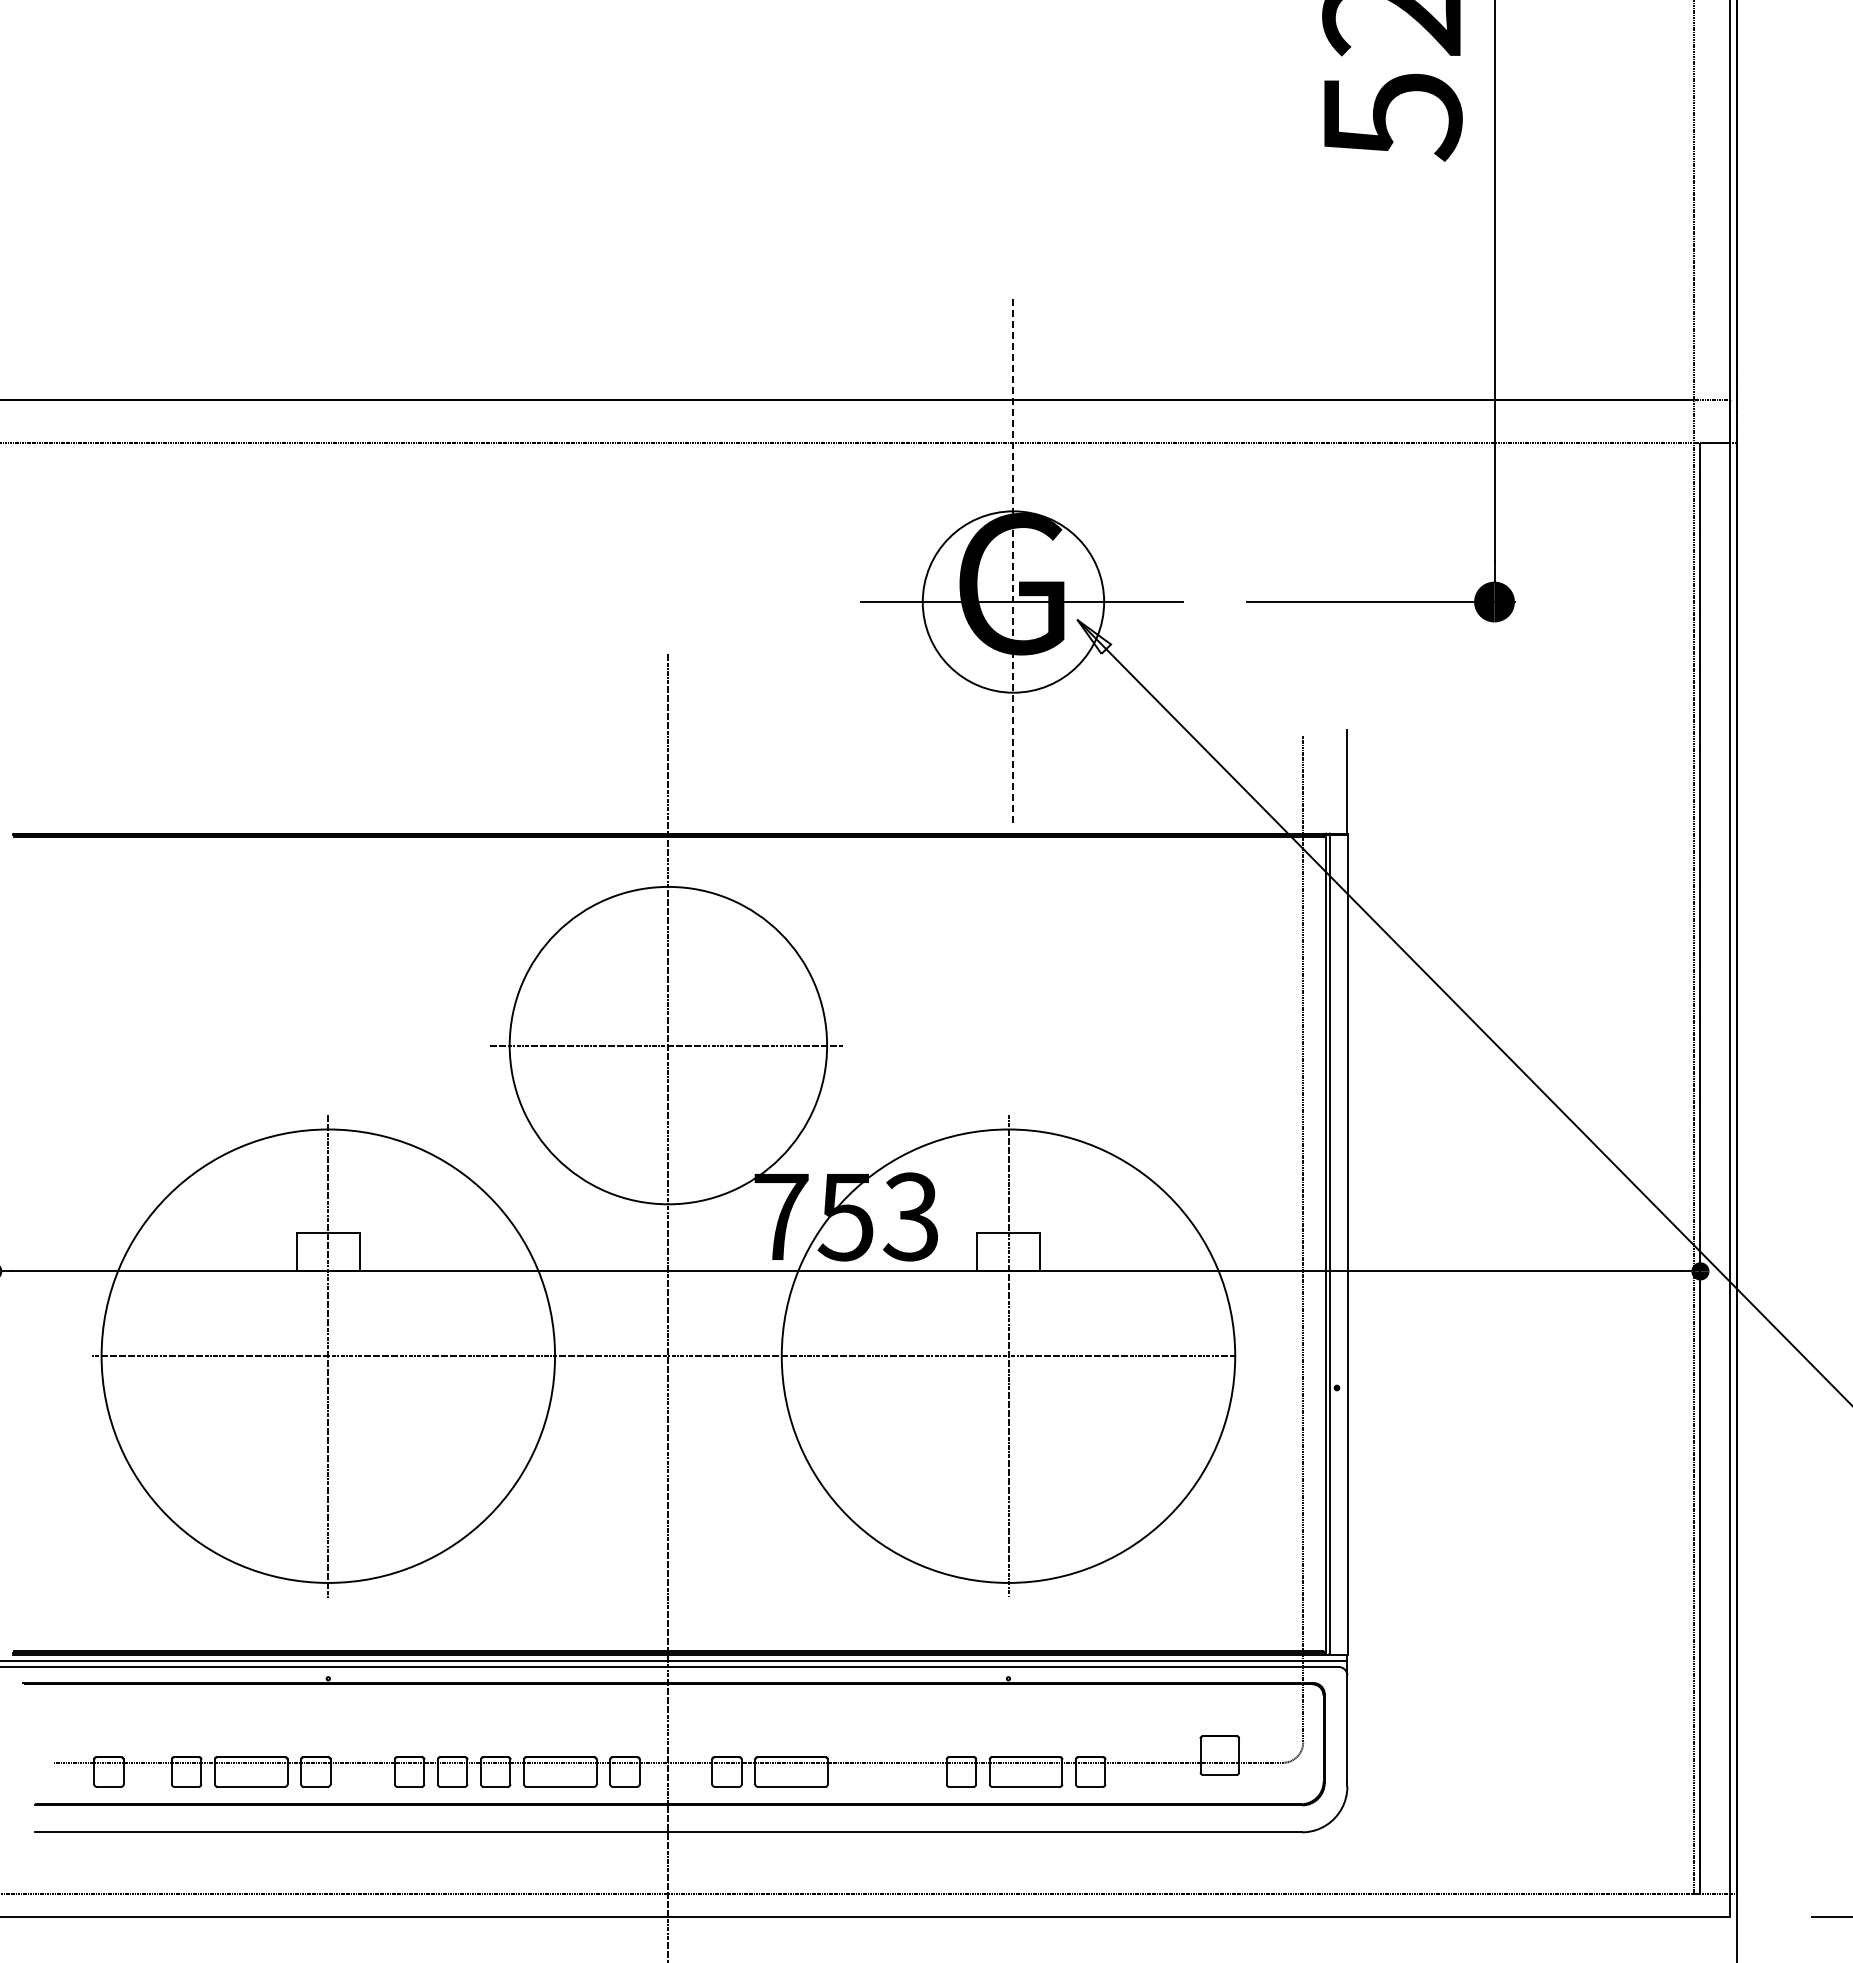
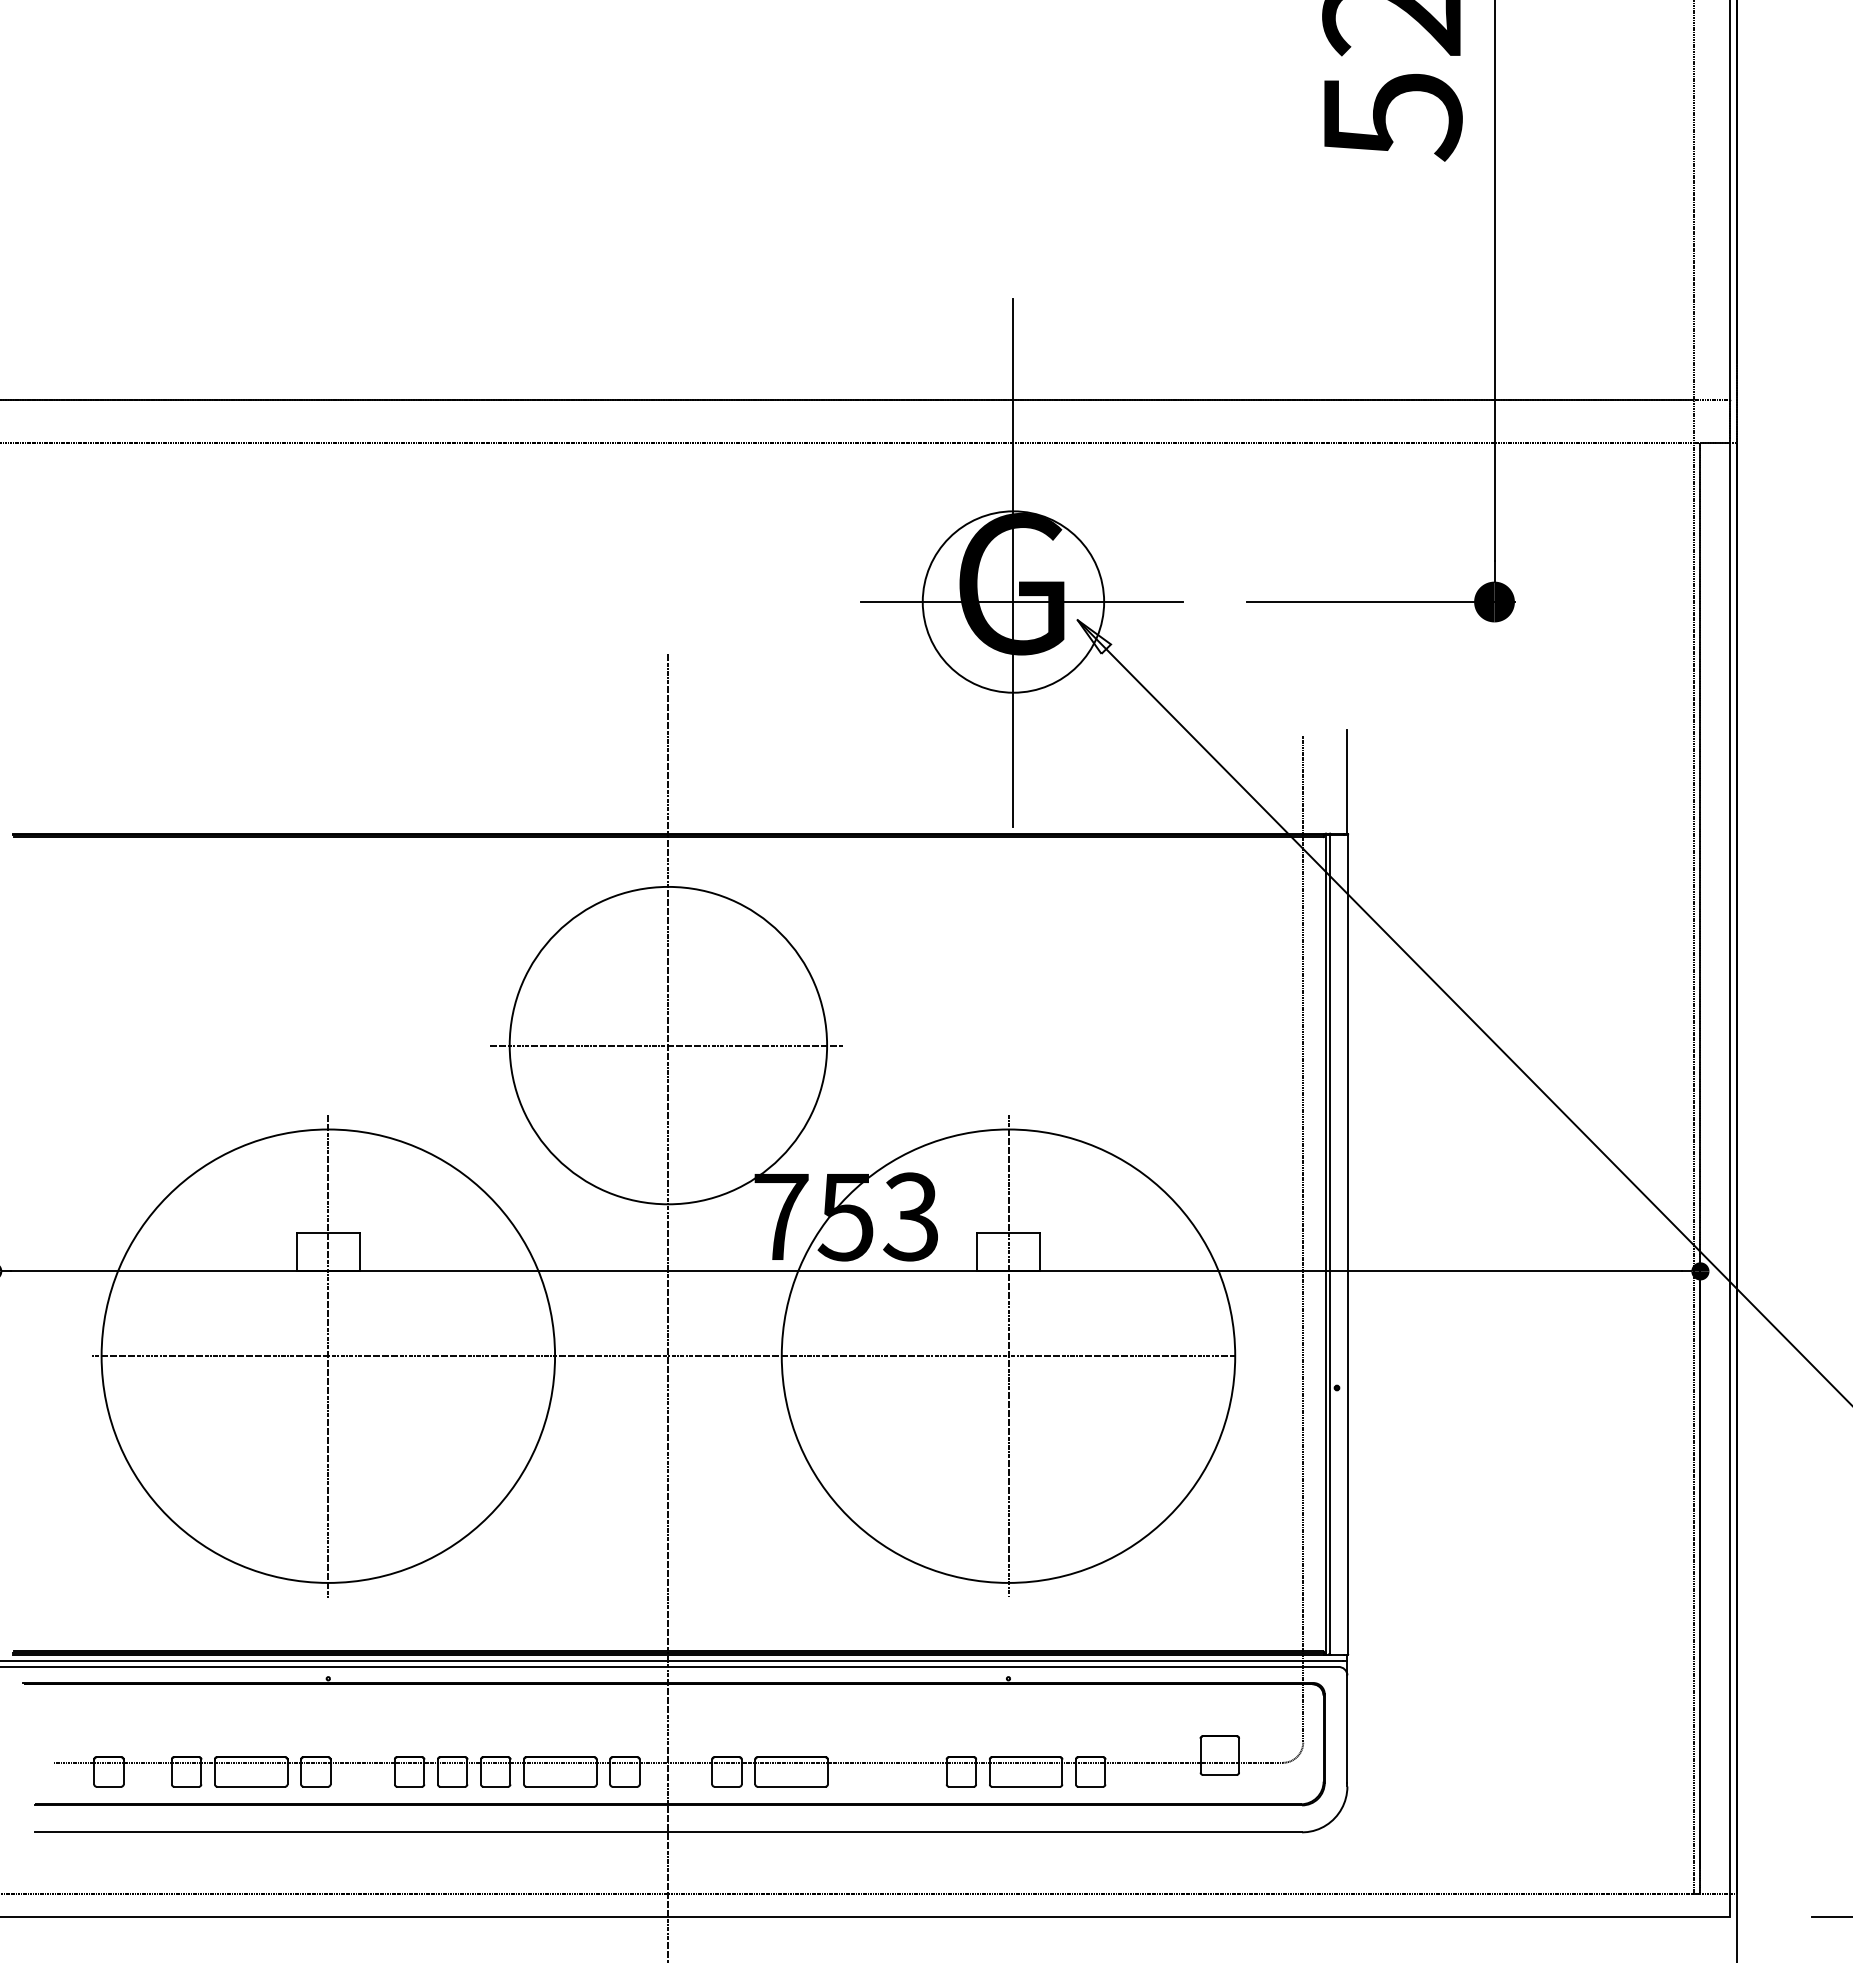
line: dashed -> solid (1013, 563)
